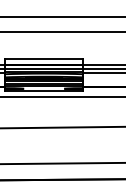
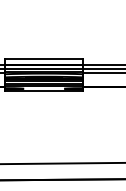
line: present -> none (62, 17)
line: present -> none (62, 31)
line: present -> none (62, 96)
line: present -> none (62, 127)
